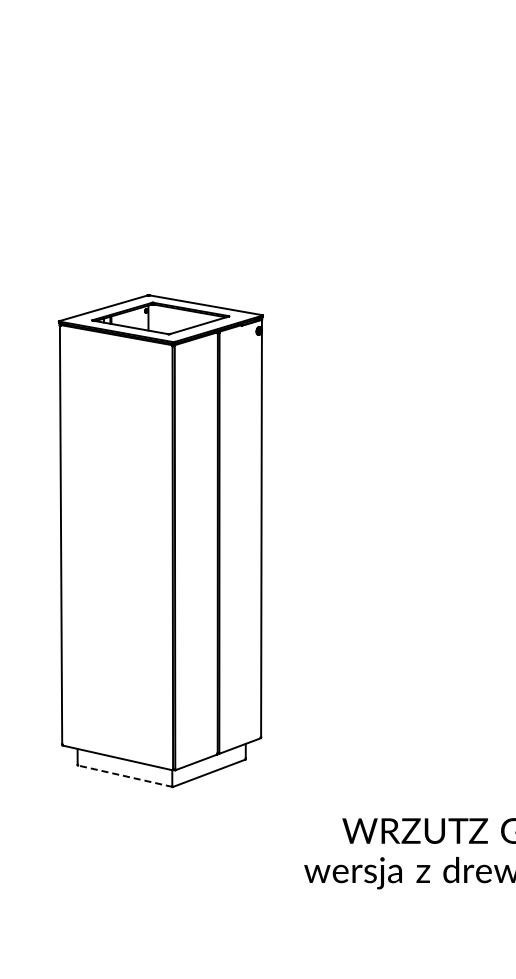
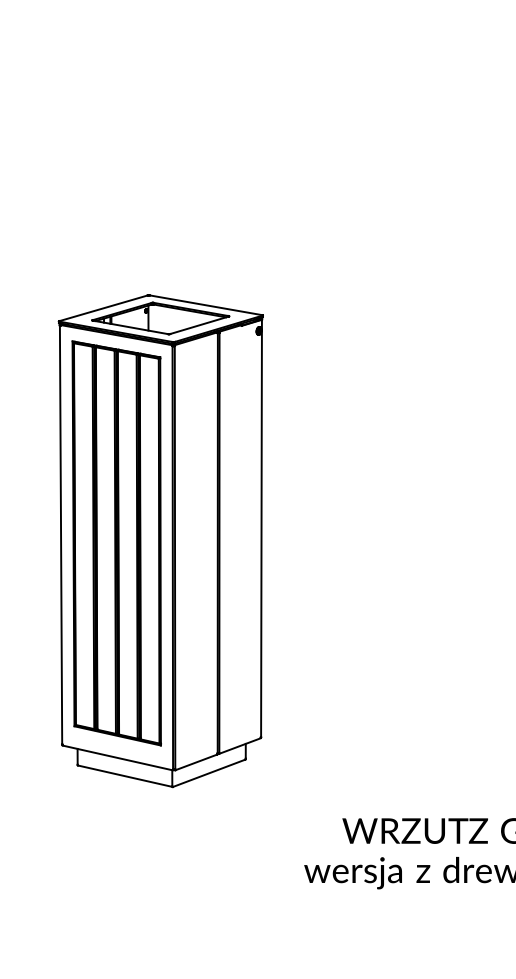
part: none -> present (116, 543)
line: dashed -> solid (125, 776)
